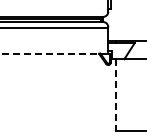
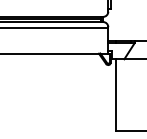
line: dashed -> solid (54, 53)
line: dashed -> solid (116, 94)
